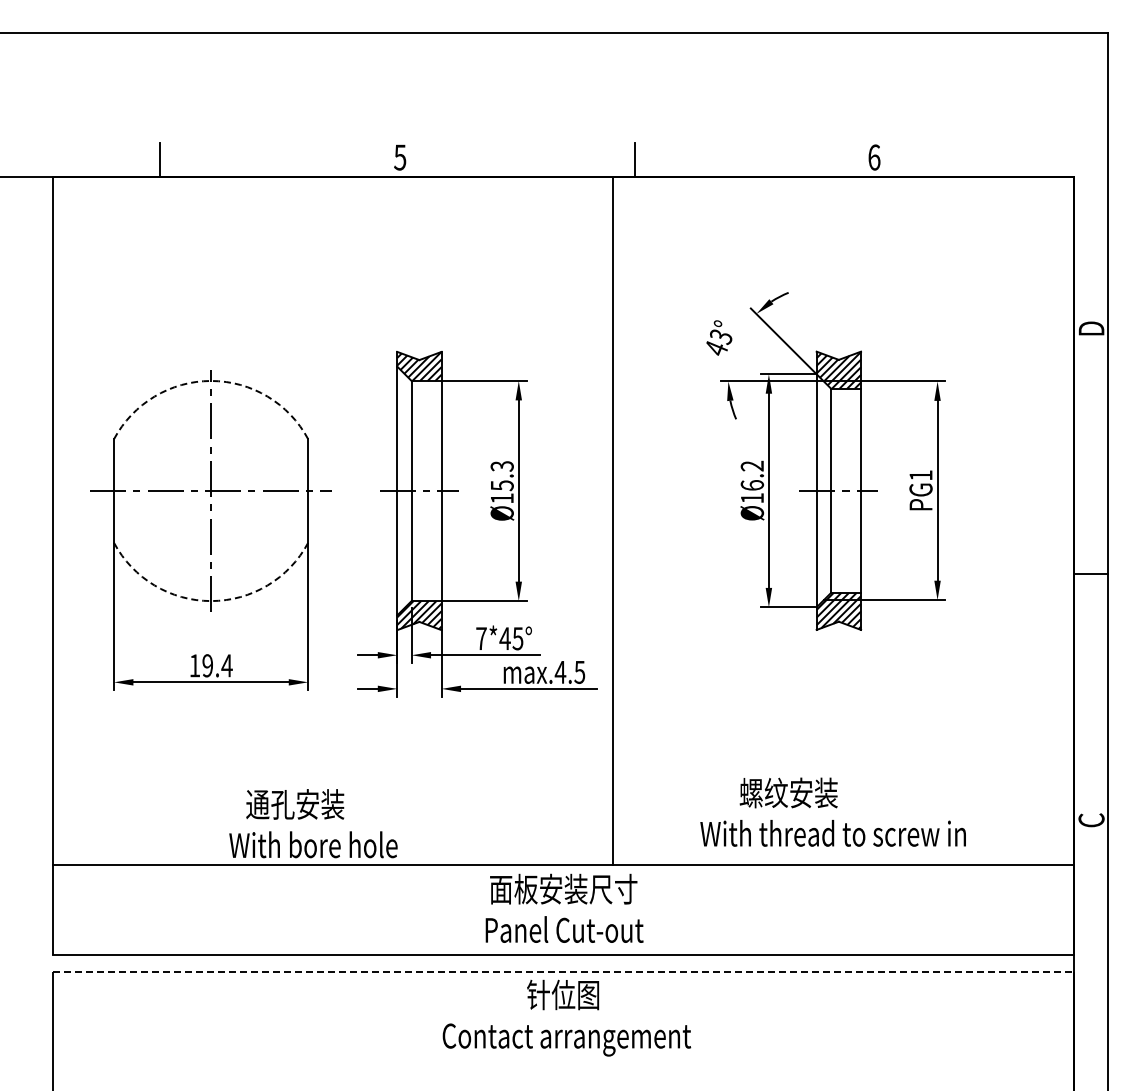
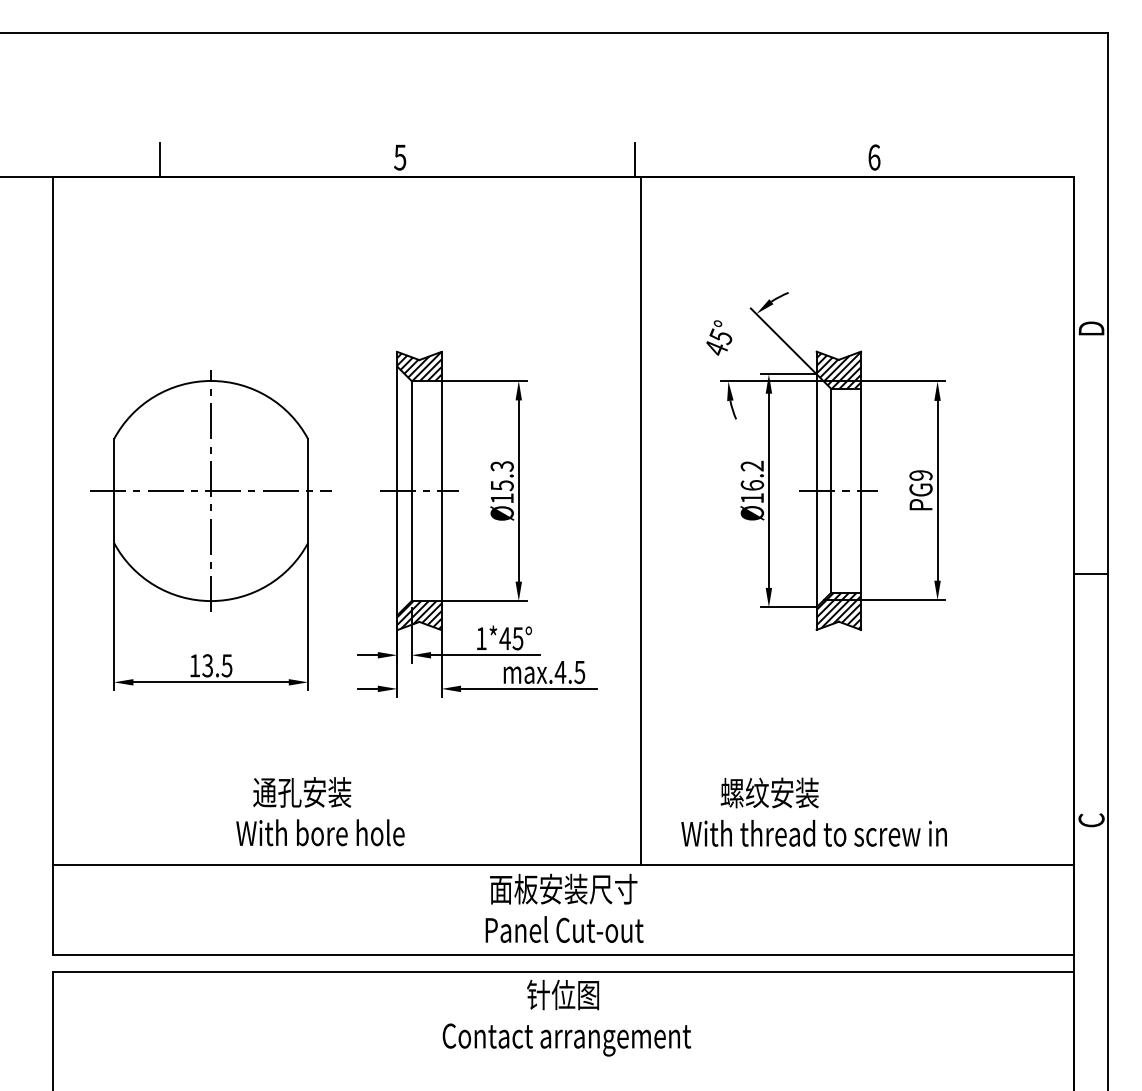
text: 43° -> 45° (720, 335)
arc: dashed -> solid (211, 380)
text: PG1 -> PG9 (920, 475)
line position: (613, 520) -> (641, 520) (641, 520)
arc: dashed -> solid (211, 601)
text: 7*45° -> 1*45° (481, 638)
text: 19.4 -> 13.5 (217, 665)
text position: (832, 811) -> (813, 811) (813, 811)
text position: (313, 823) -> (320, 811) (320, 811)
line: dashed -> solid (563, 972)
